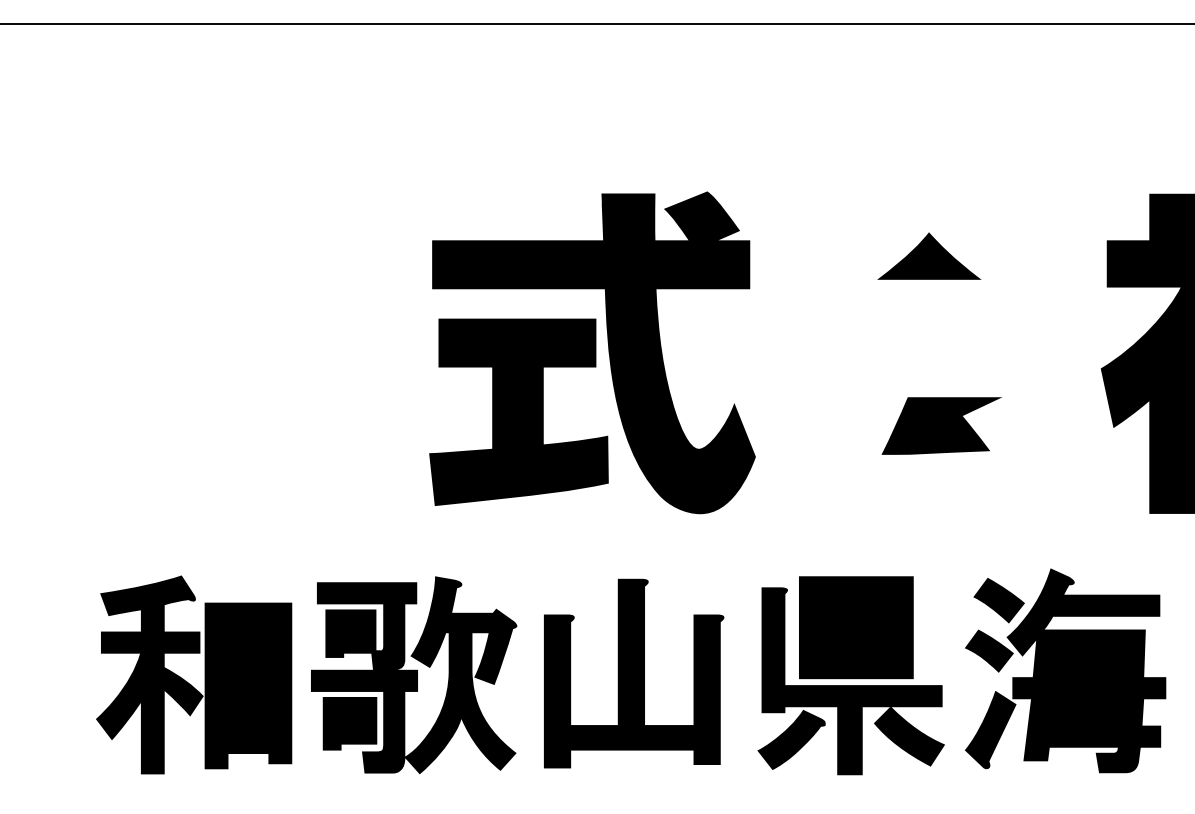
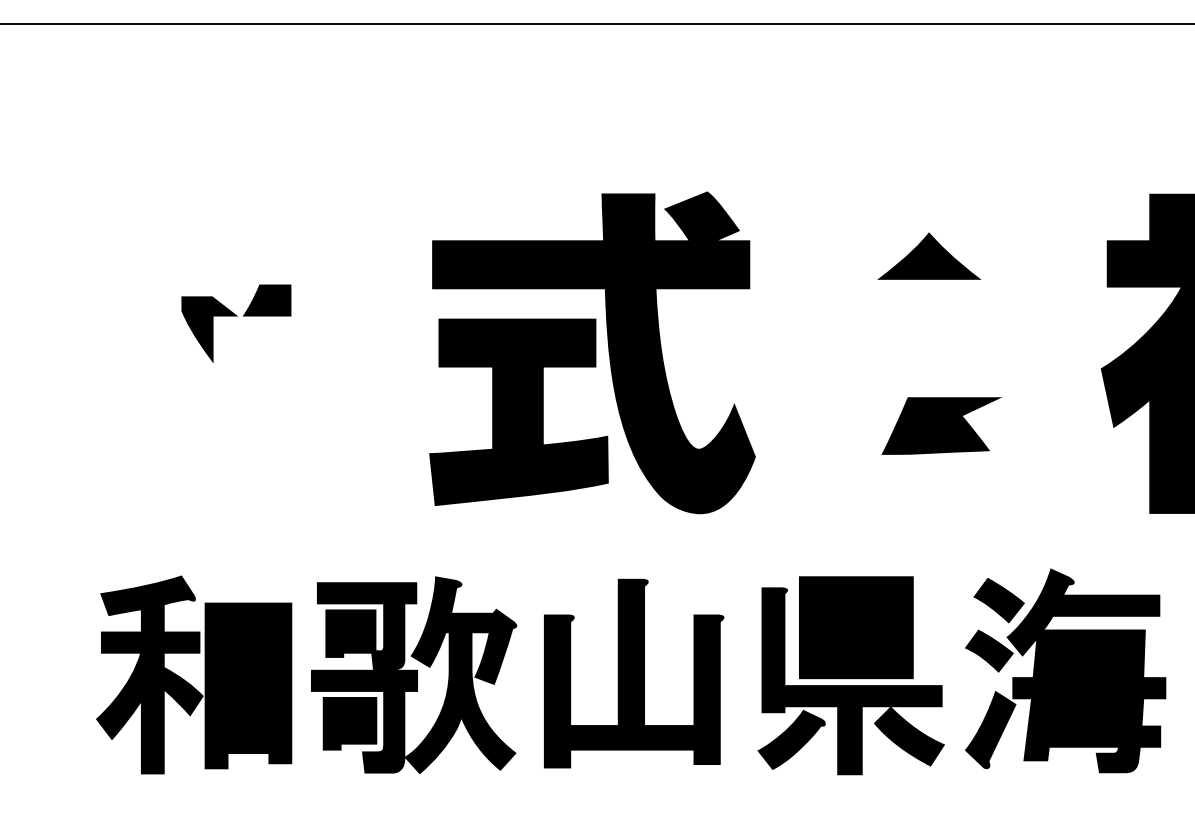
part: none -> present (236, 316)
